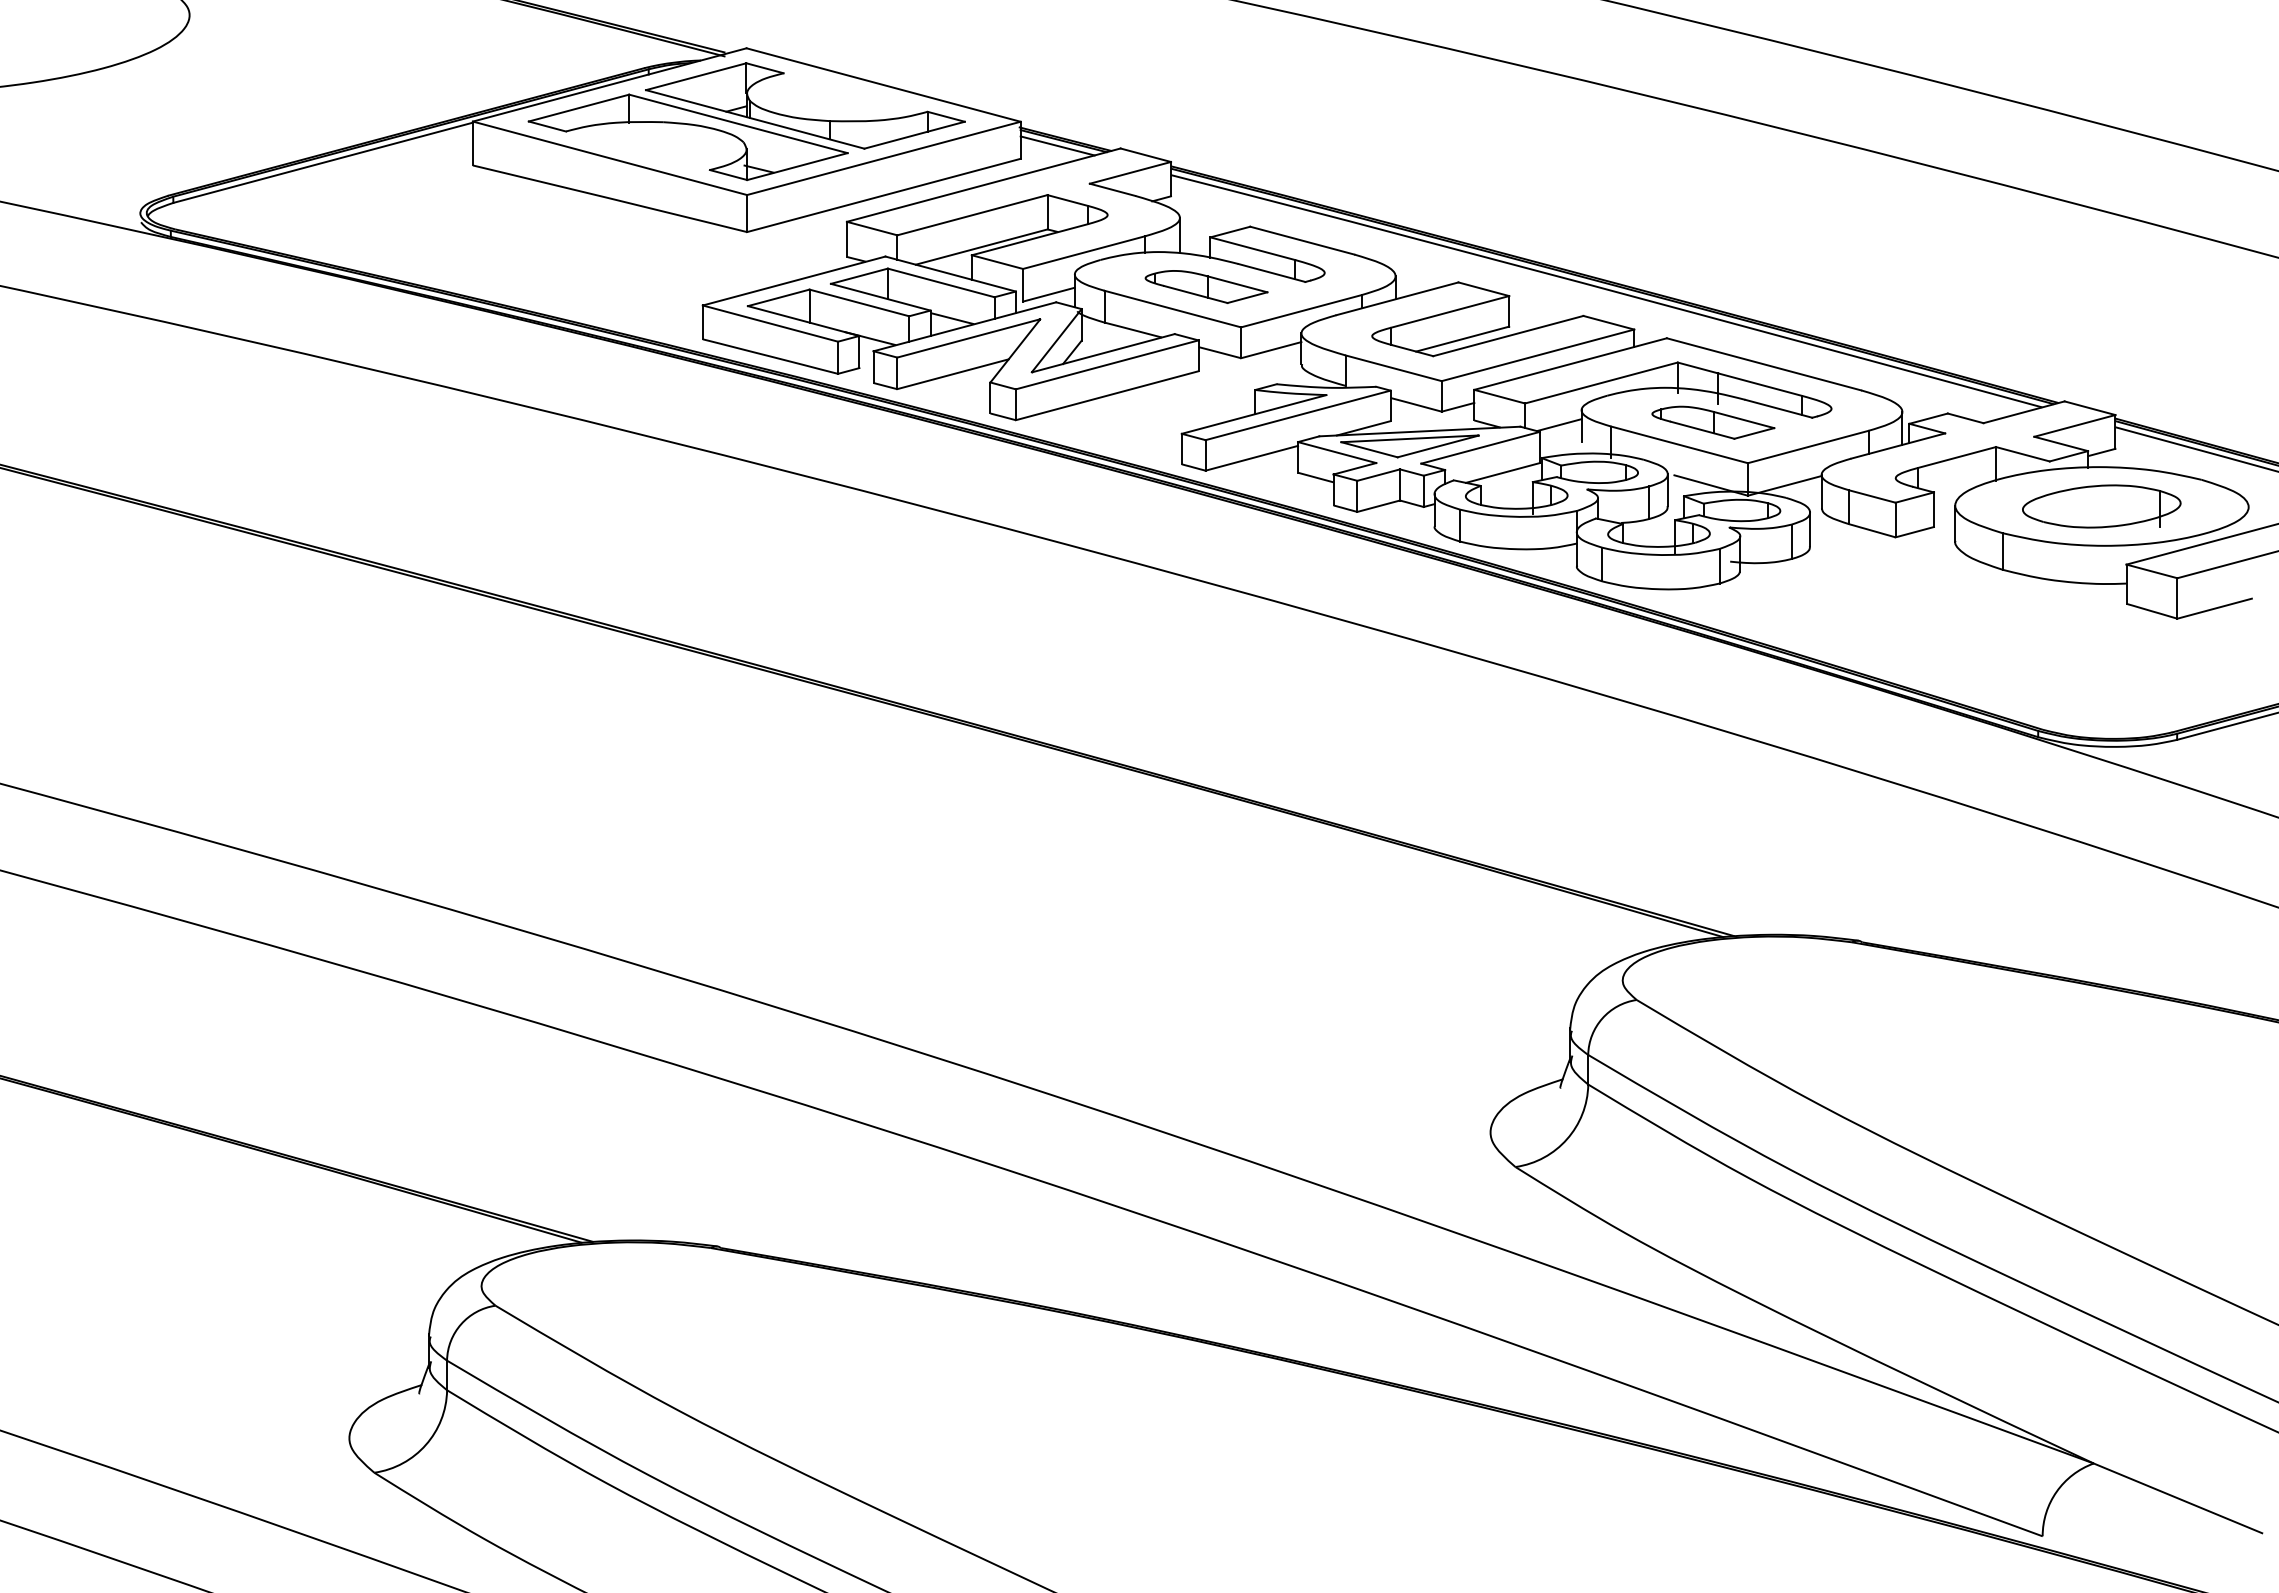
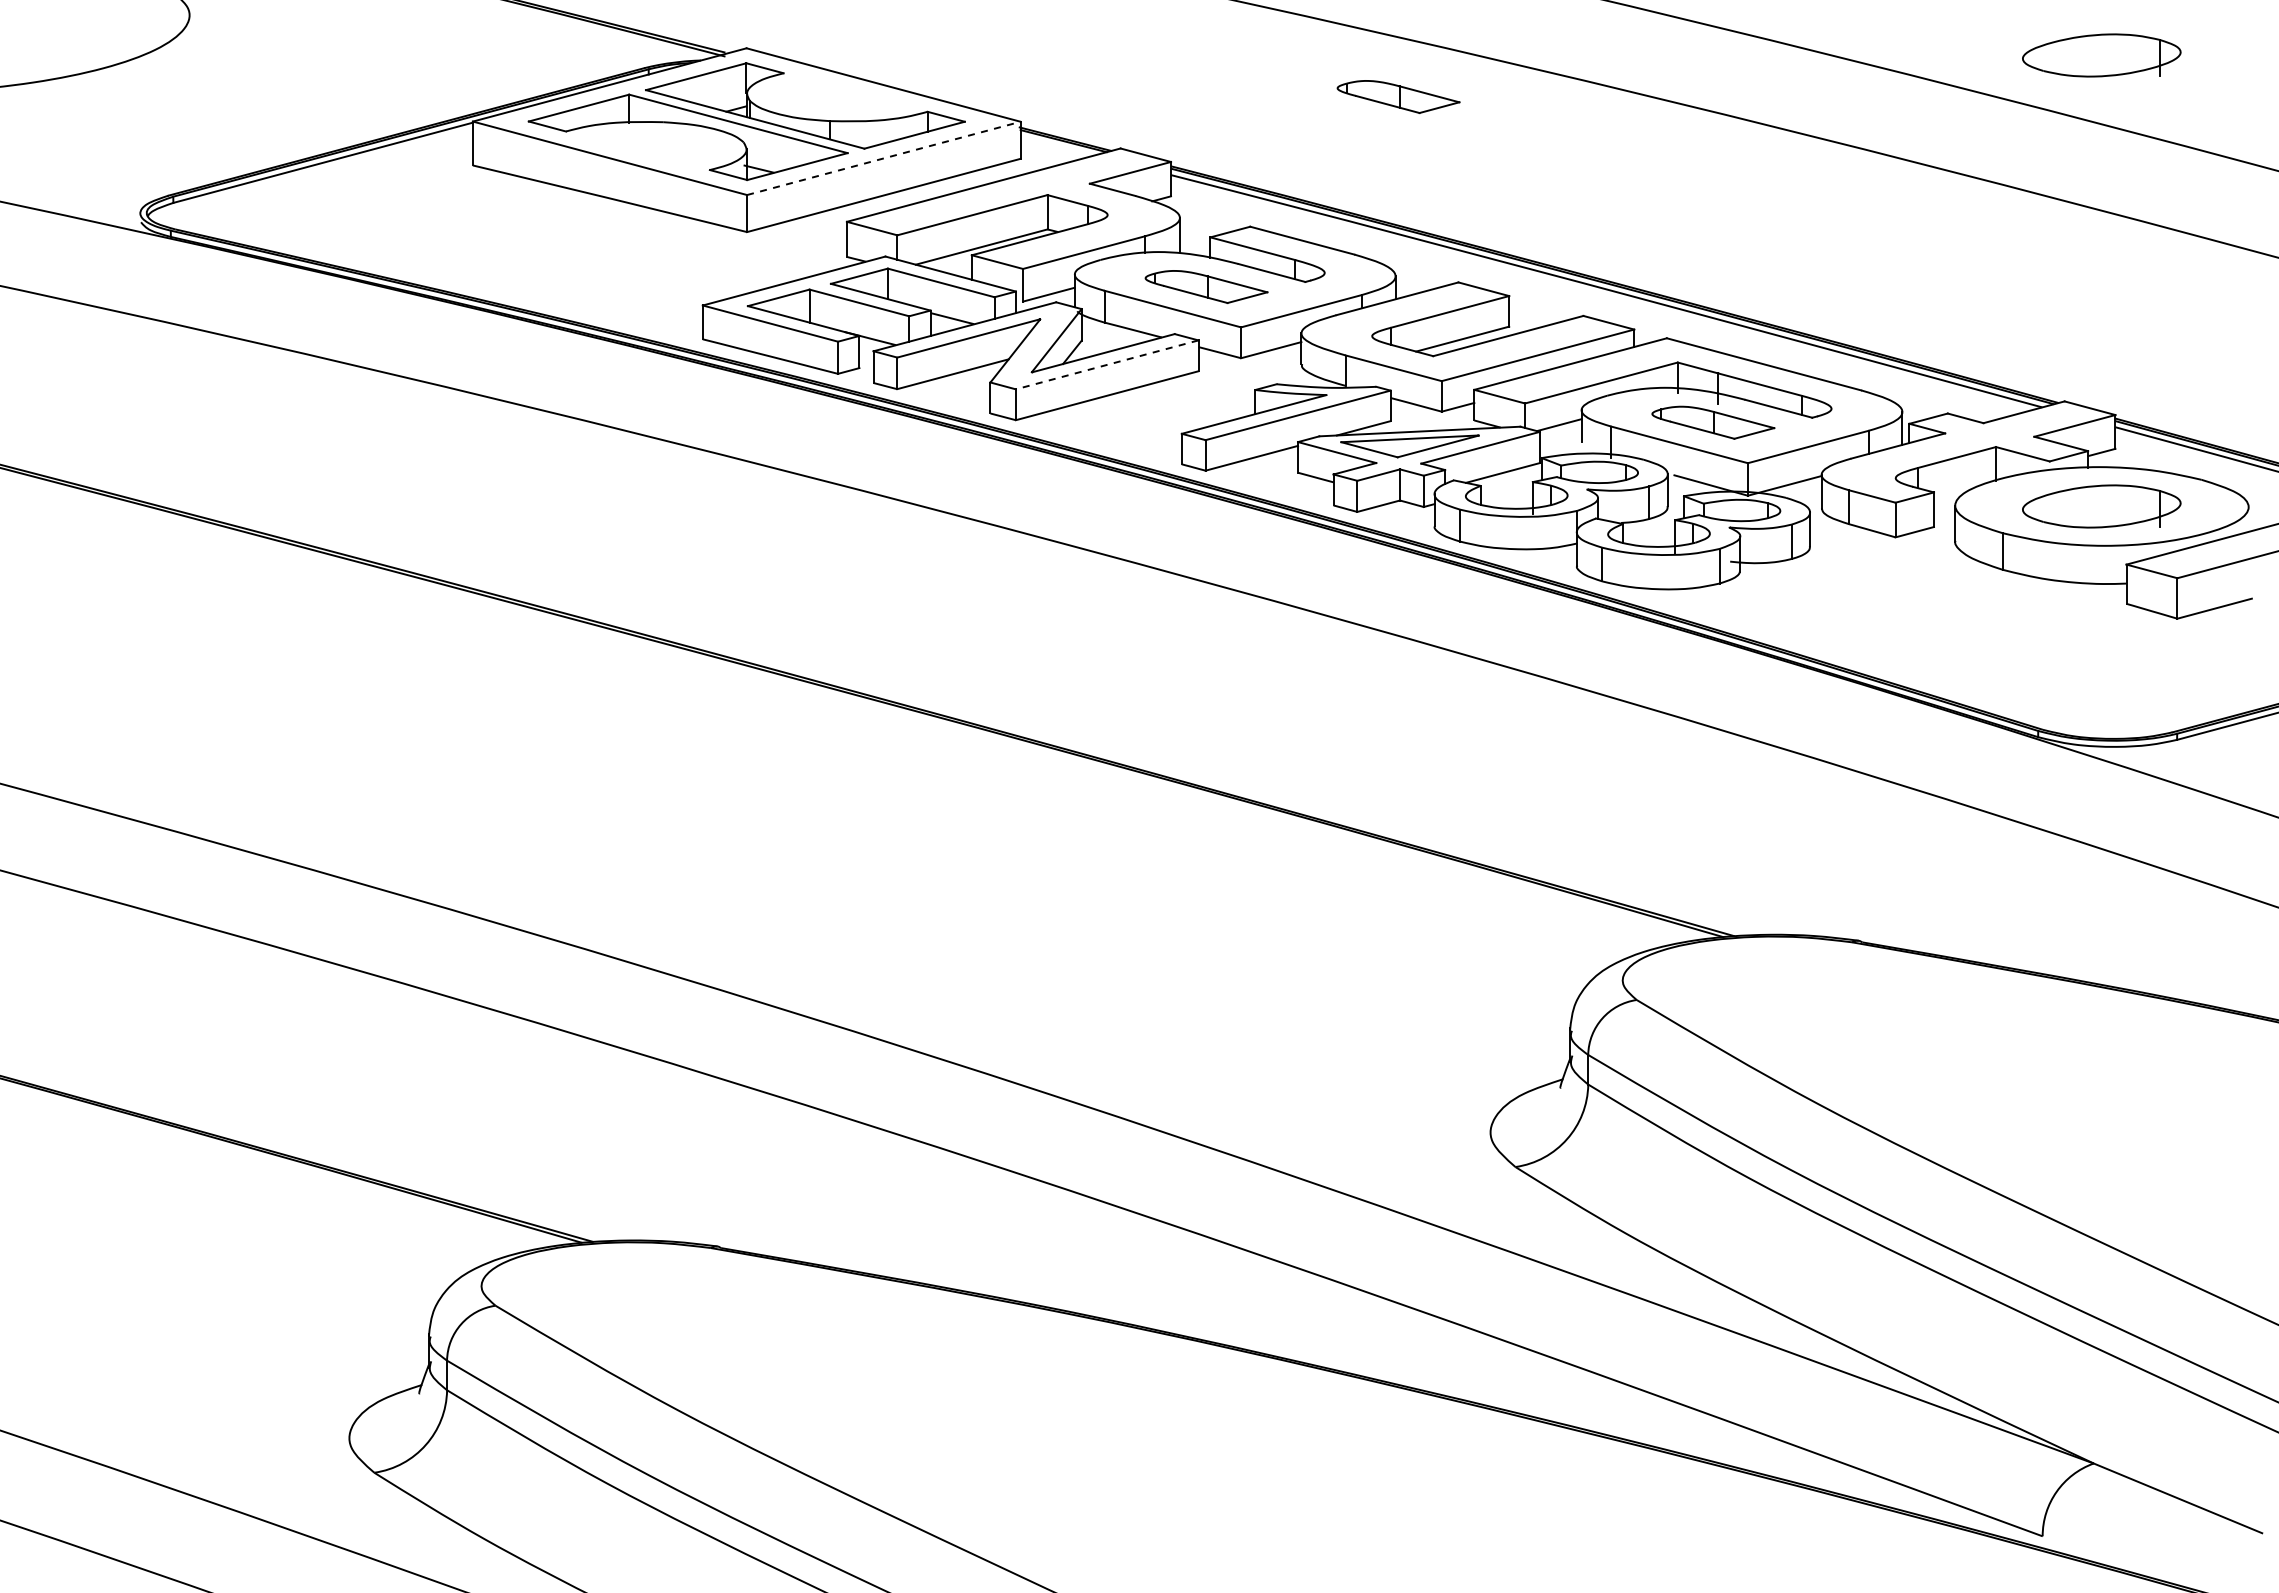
part: none -> present (2101, 55)
part: none -> present (1398, 96)
line: present -> none (1057, 145)
line: solid -> dashed (883, 158)
line: solid -> dashed (1107, 364)
